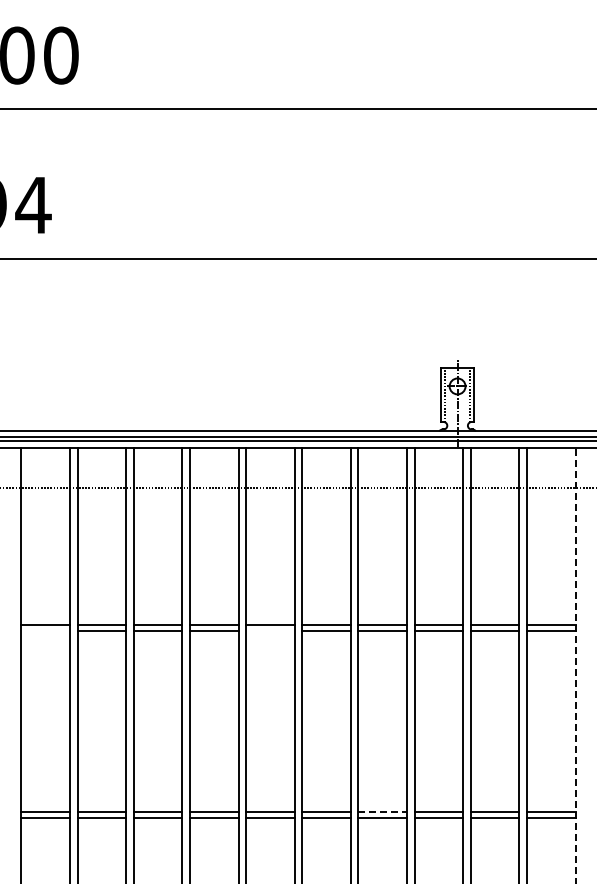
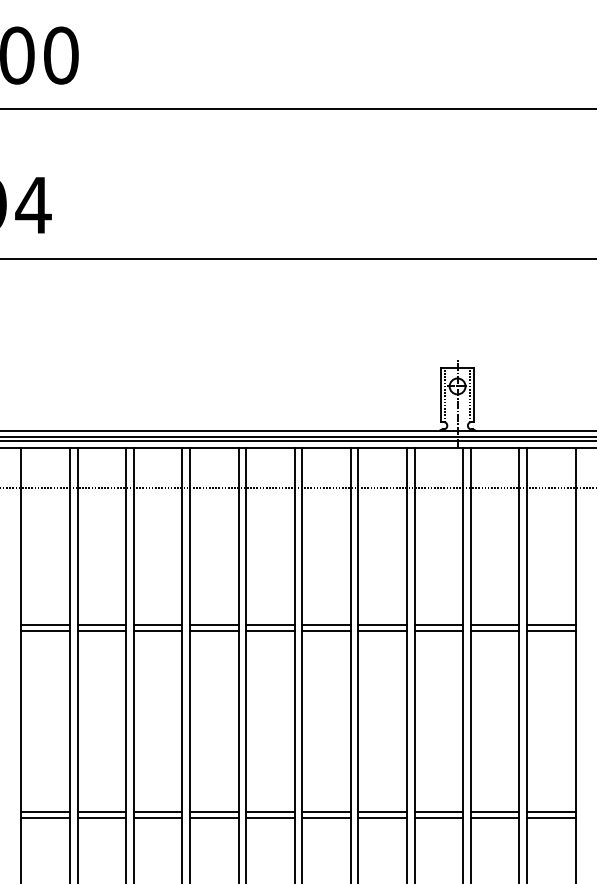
line: none -> present (45, 630)
line: none -> present (270, 630)
line: dashed -> solid (575, 665)
line: dashed -> solid (383, 812)
